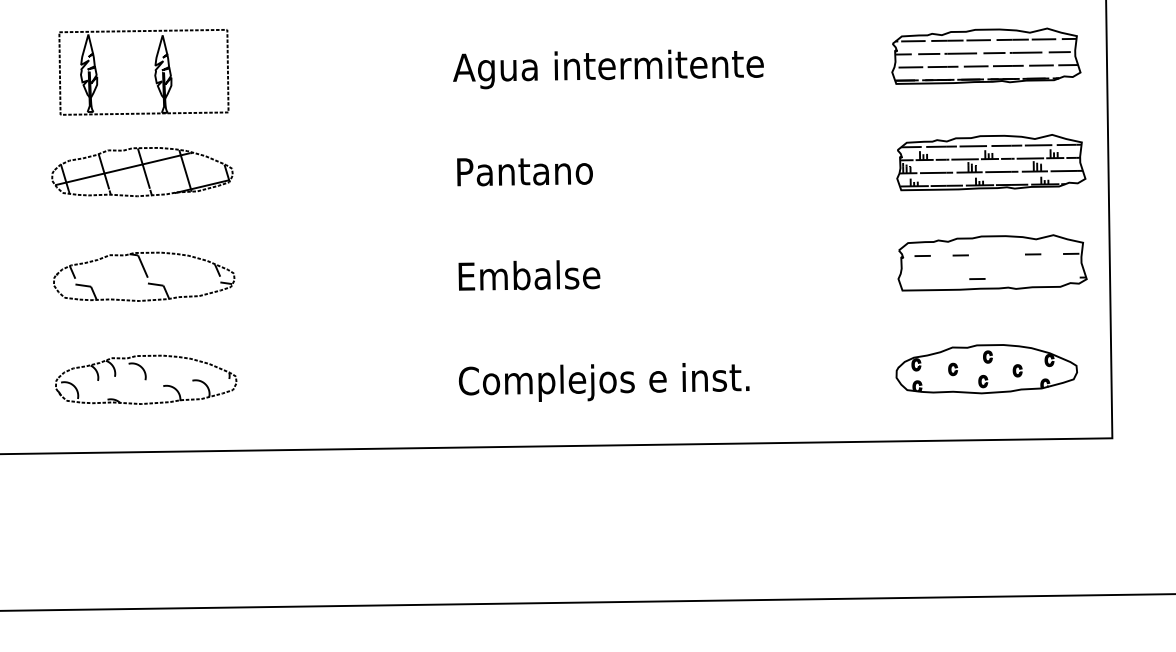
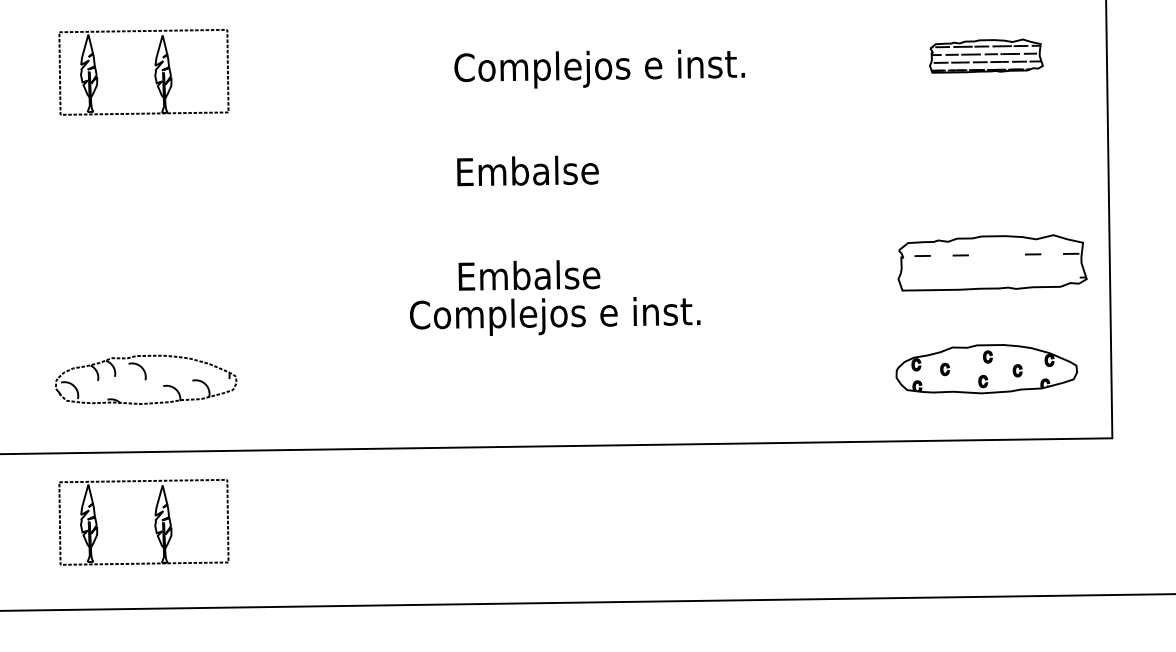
part size: 191x58 px -> 115x36 px (986, 55)
text: Agua intermitente -> Complejos e inst. (608, 69)
part: present -> none (991, 162)
text: Pantano -> Embalse (529, 170)
part: present -> none (142, 172)
part: present -> none (144, 276)
line: present -> none (977, 278)
part position: (952, 369) -> (944, 369) (944, 369)
text position: (604, 382) -> (555, 316) (555, 316)
part: none -> present (154, 523)
